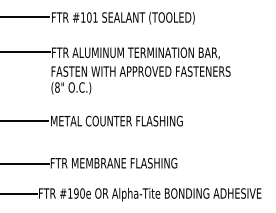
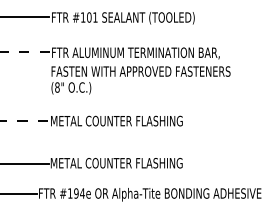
line: solid -> dashed (25, 52)
line: solid -> dashed (24, 121)
text: FTR MEMBRANE FLASHING -> METAL COUNTER FLASHING (116, 162)
text: #190e -> #194e (82, 193)
